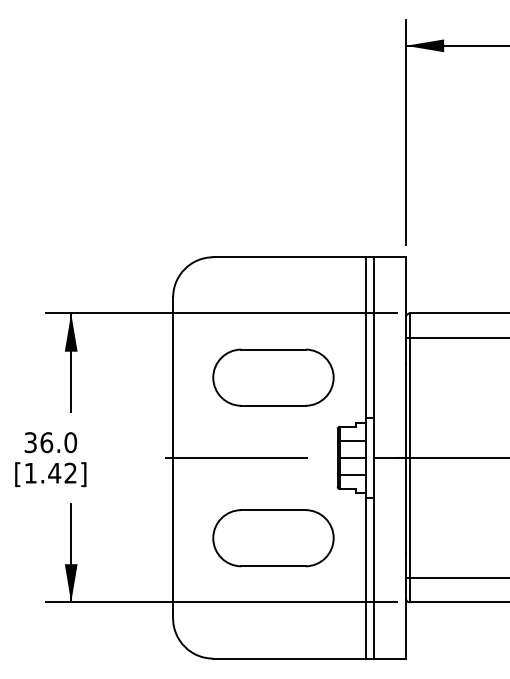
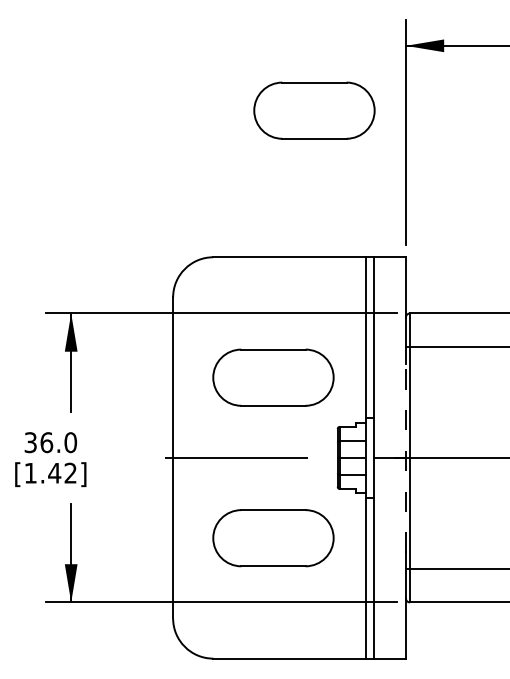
part: none -> present (314, 110)
line position: (455, 337) -> (455, 346) (455, 346)
line: solid -> dashed (405, 457)
line position: (455, 578) -> (455, 569) (455, 569)
